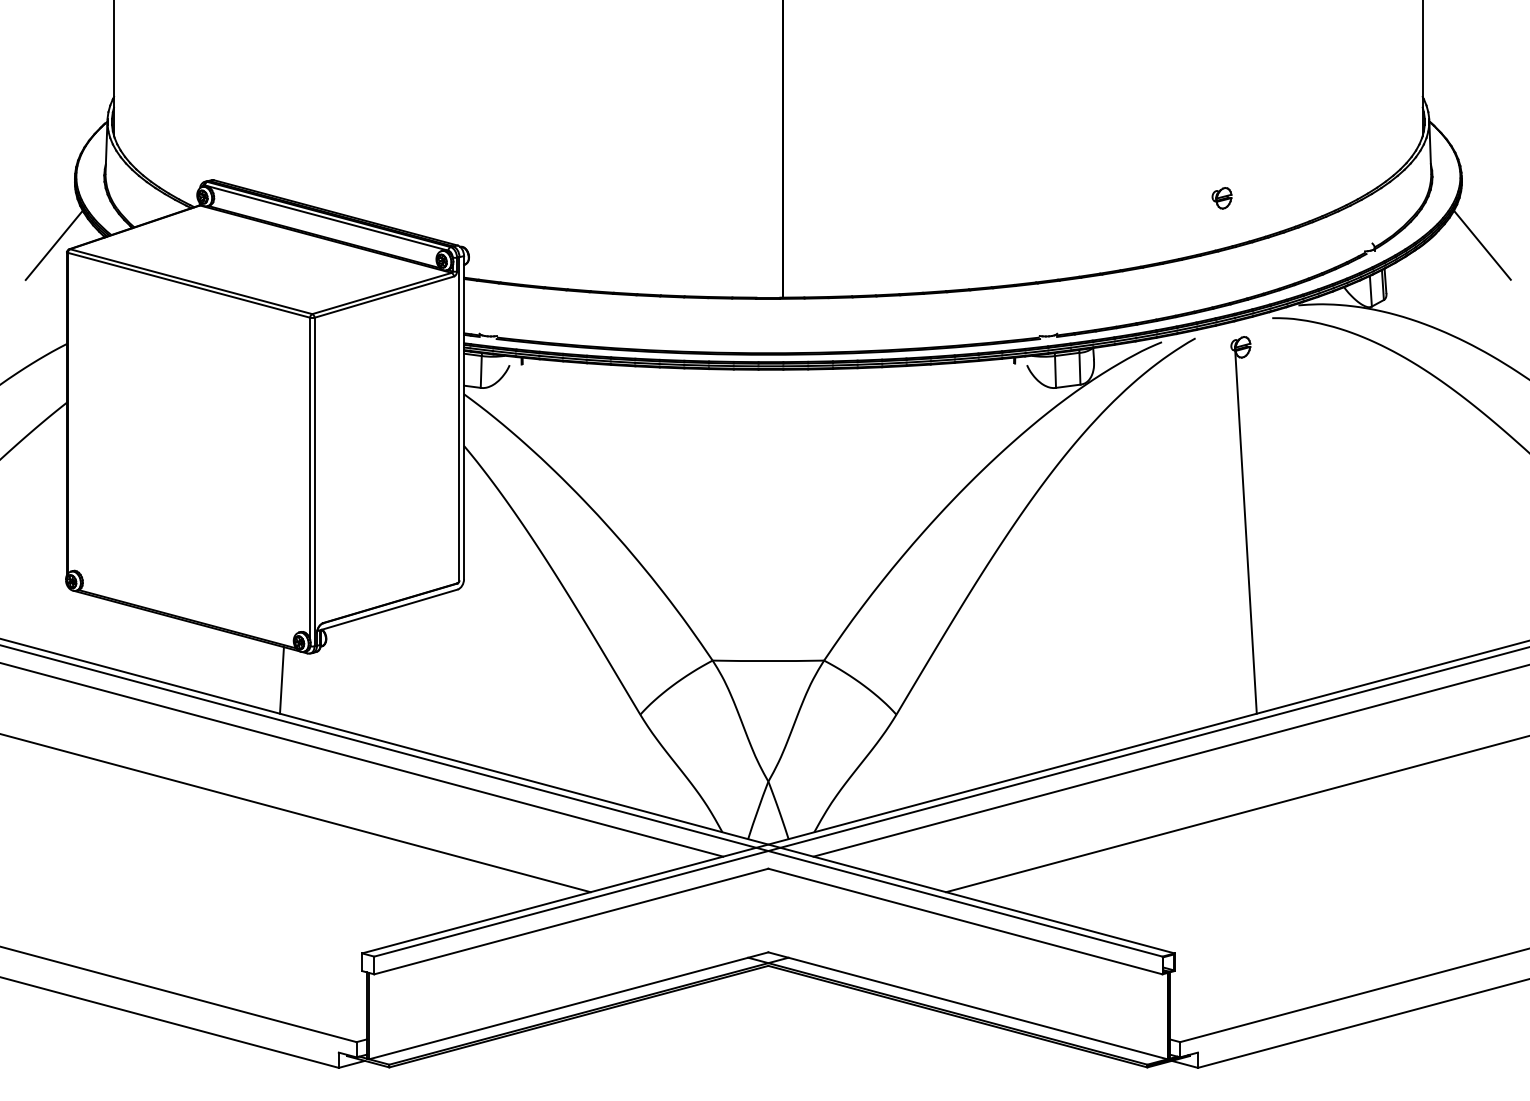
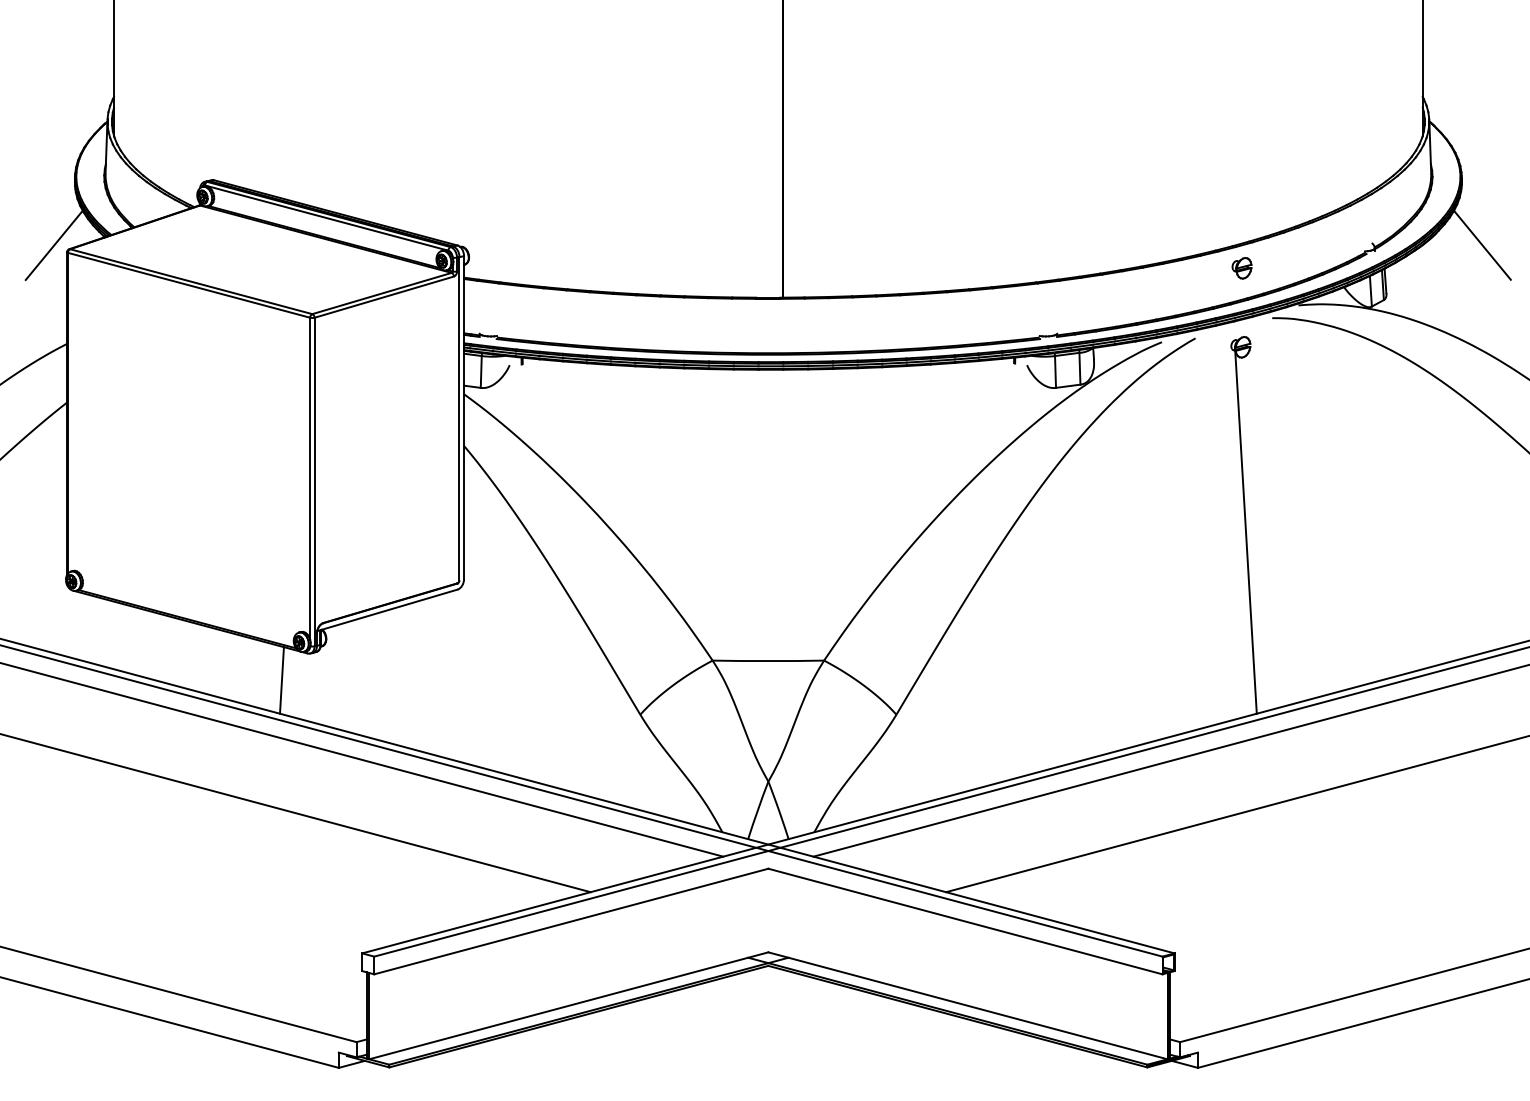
part position: (1221, 198) -> (1241, 268) (1241, 268)
